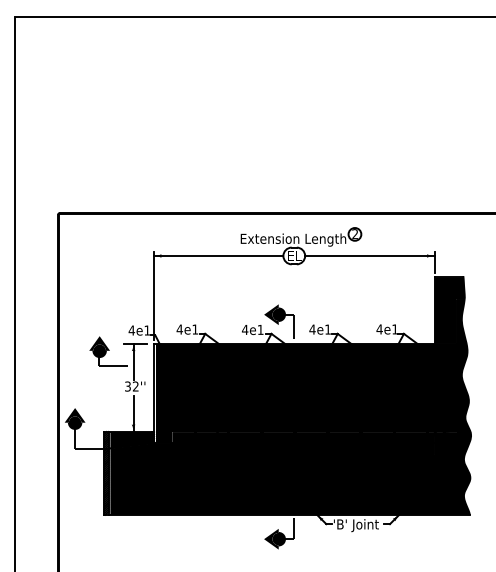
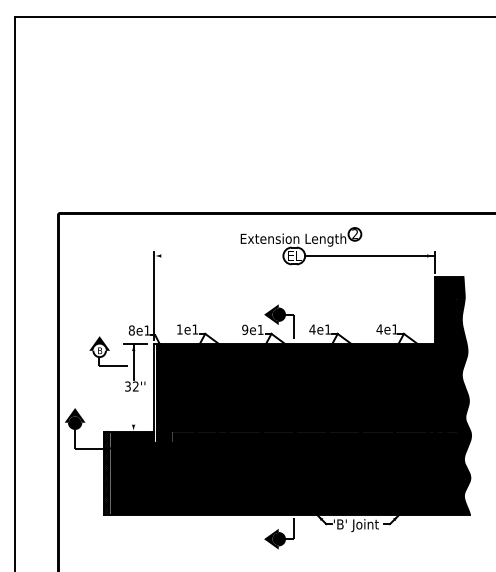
line: present -> none (218, 255)
text: 4e1 -> 1e1 (179, 329)
text: 4e1 -> 9e1 (245, 329)
text: 4e1 -> 8e1 (131, 330)
fill: present -> none (99, 350)
line: present -> none (133, 413)
